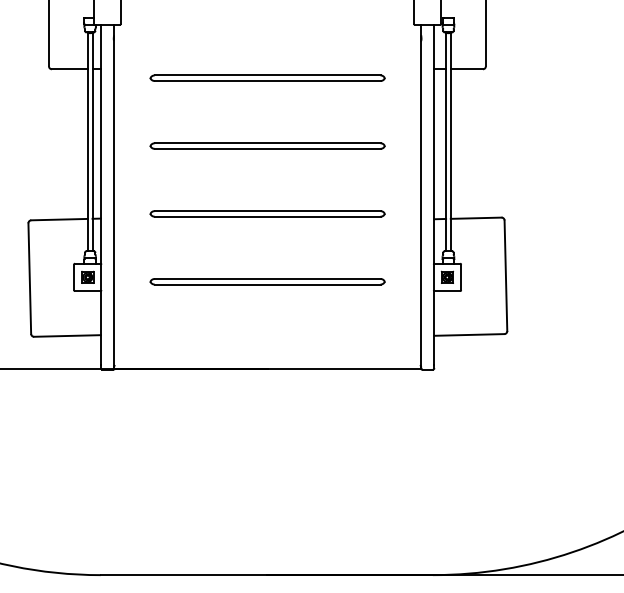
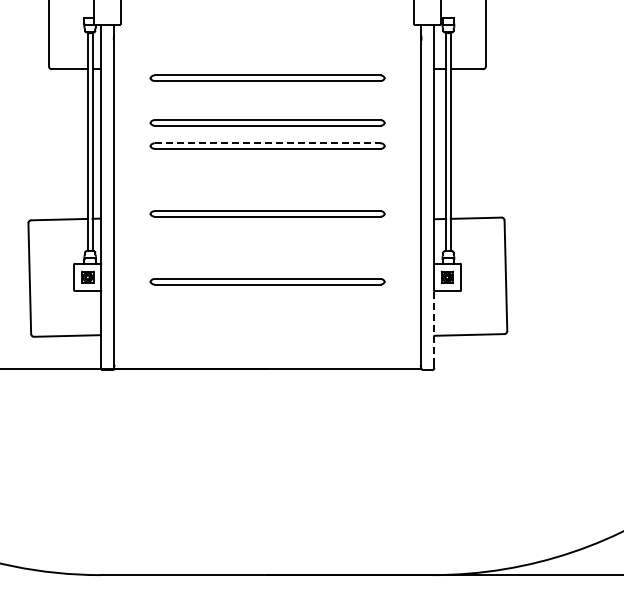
part: none -> present (267, 122)
line: solid -> dashed (267, 143)
line: solid -> dashed (434, 327)
